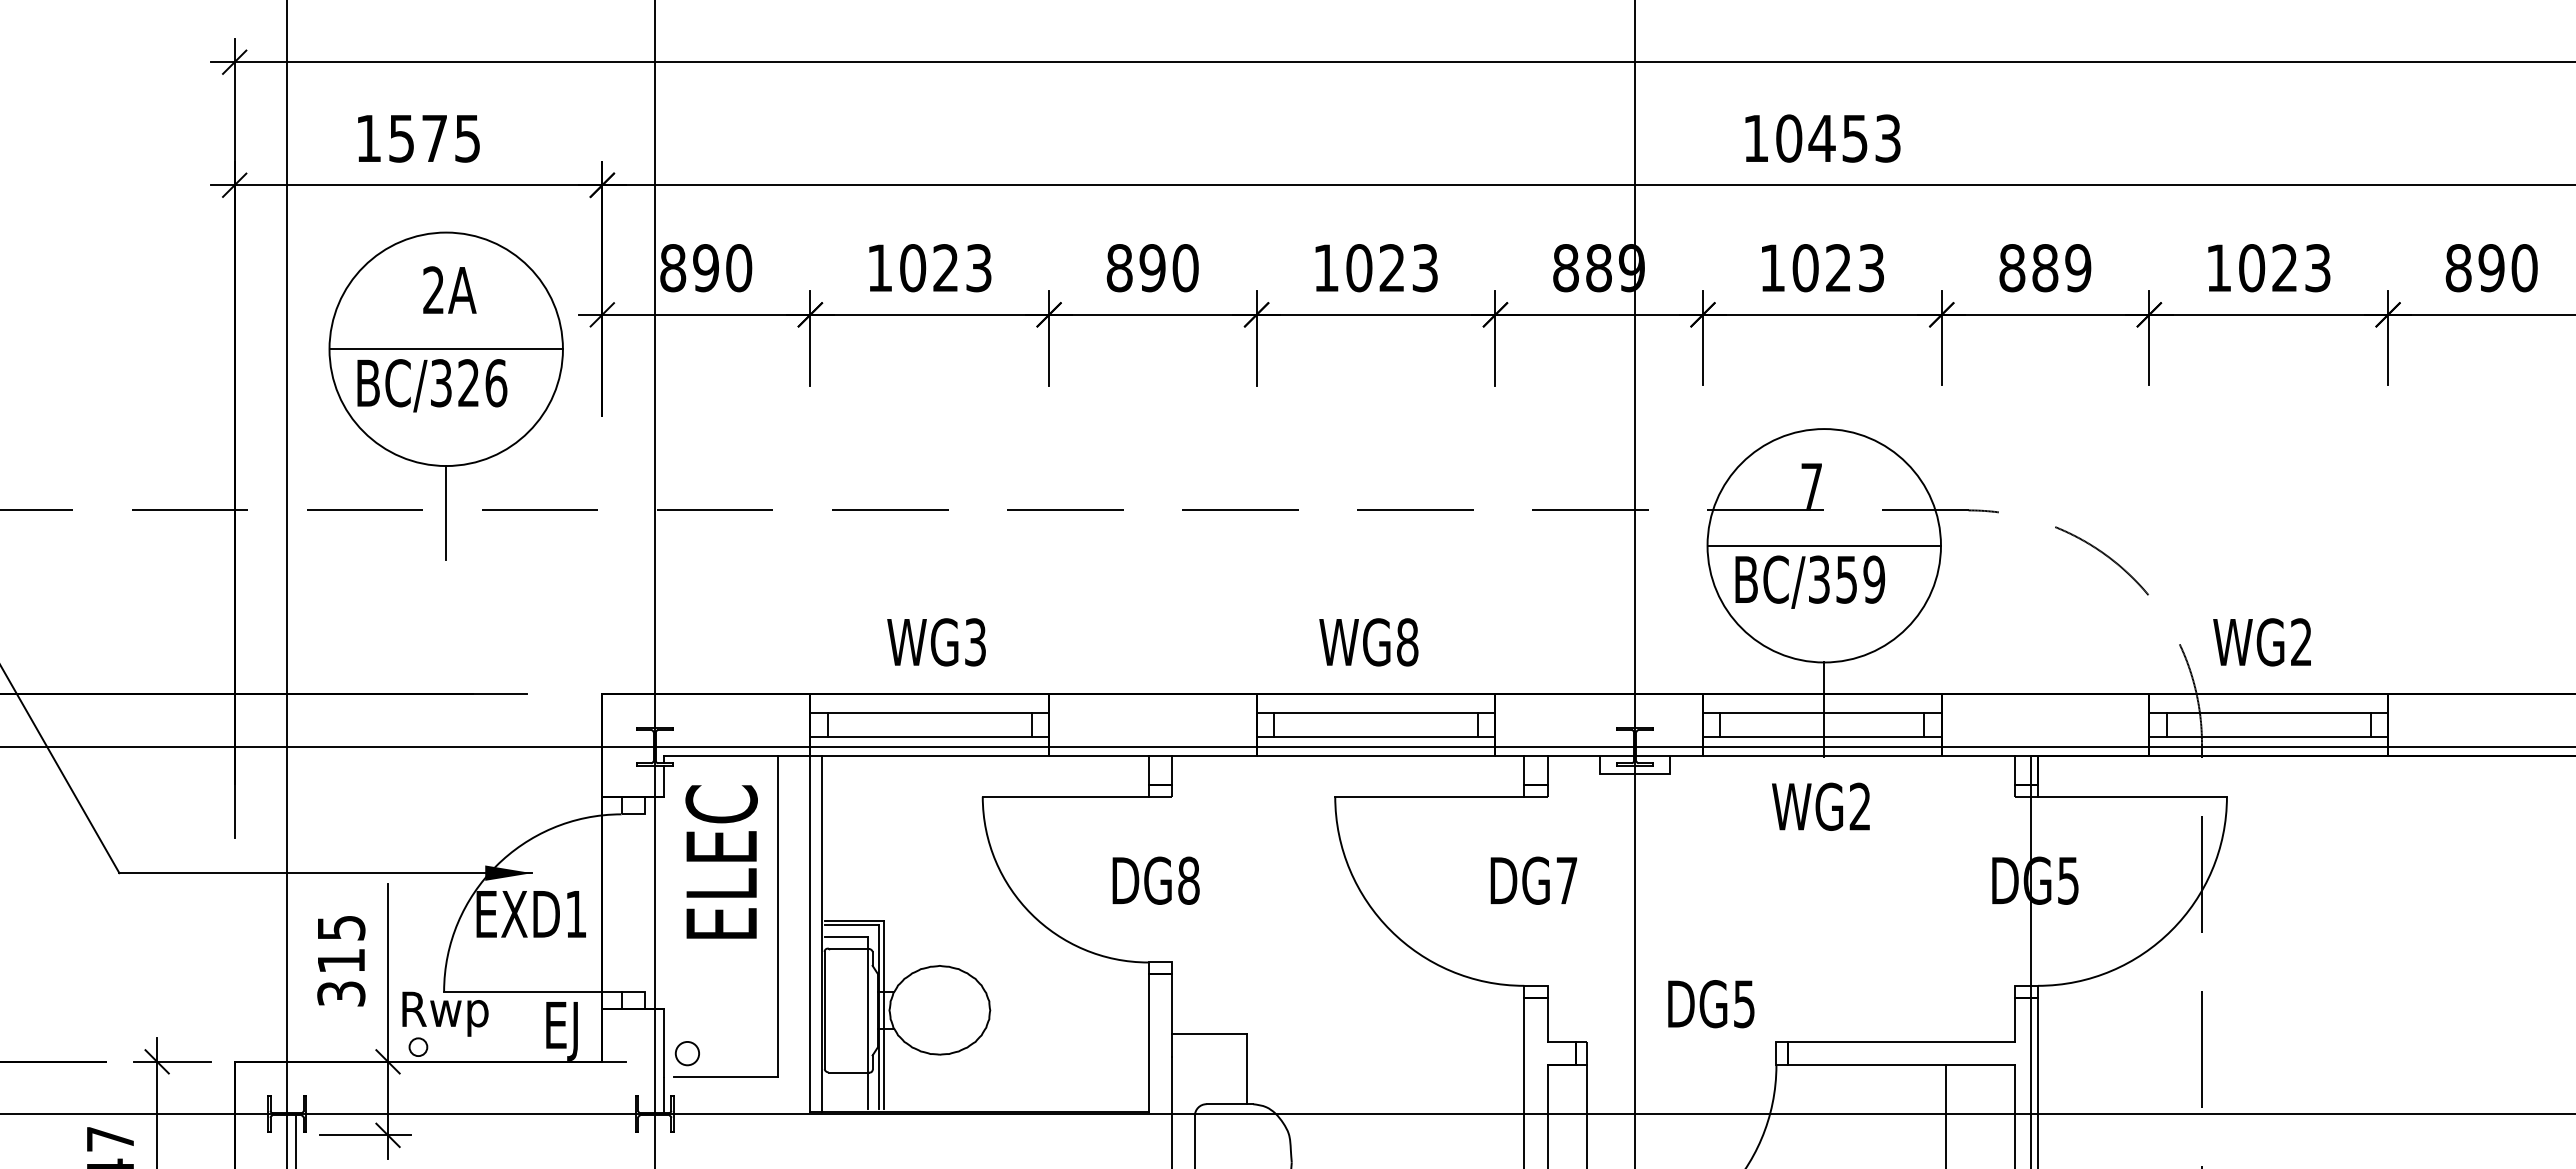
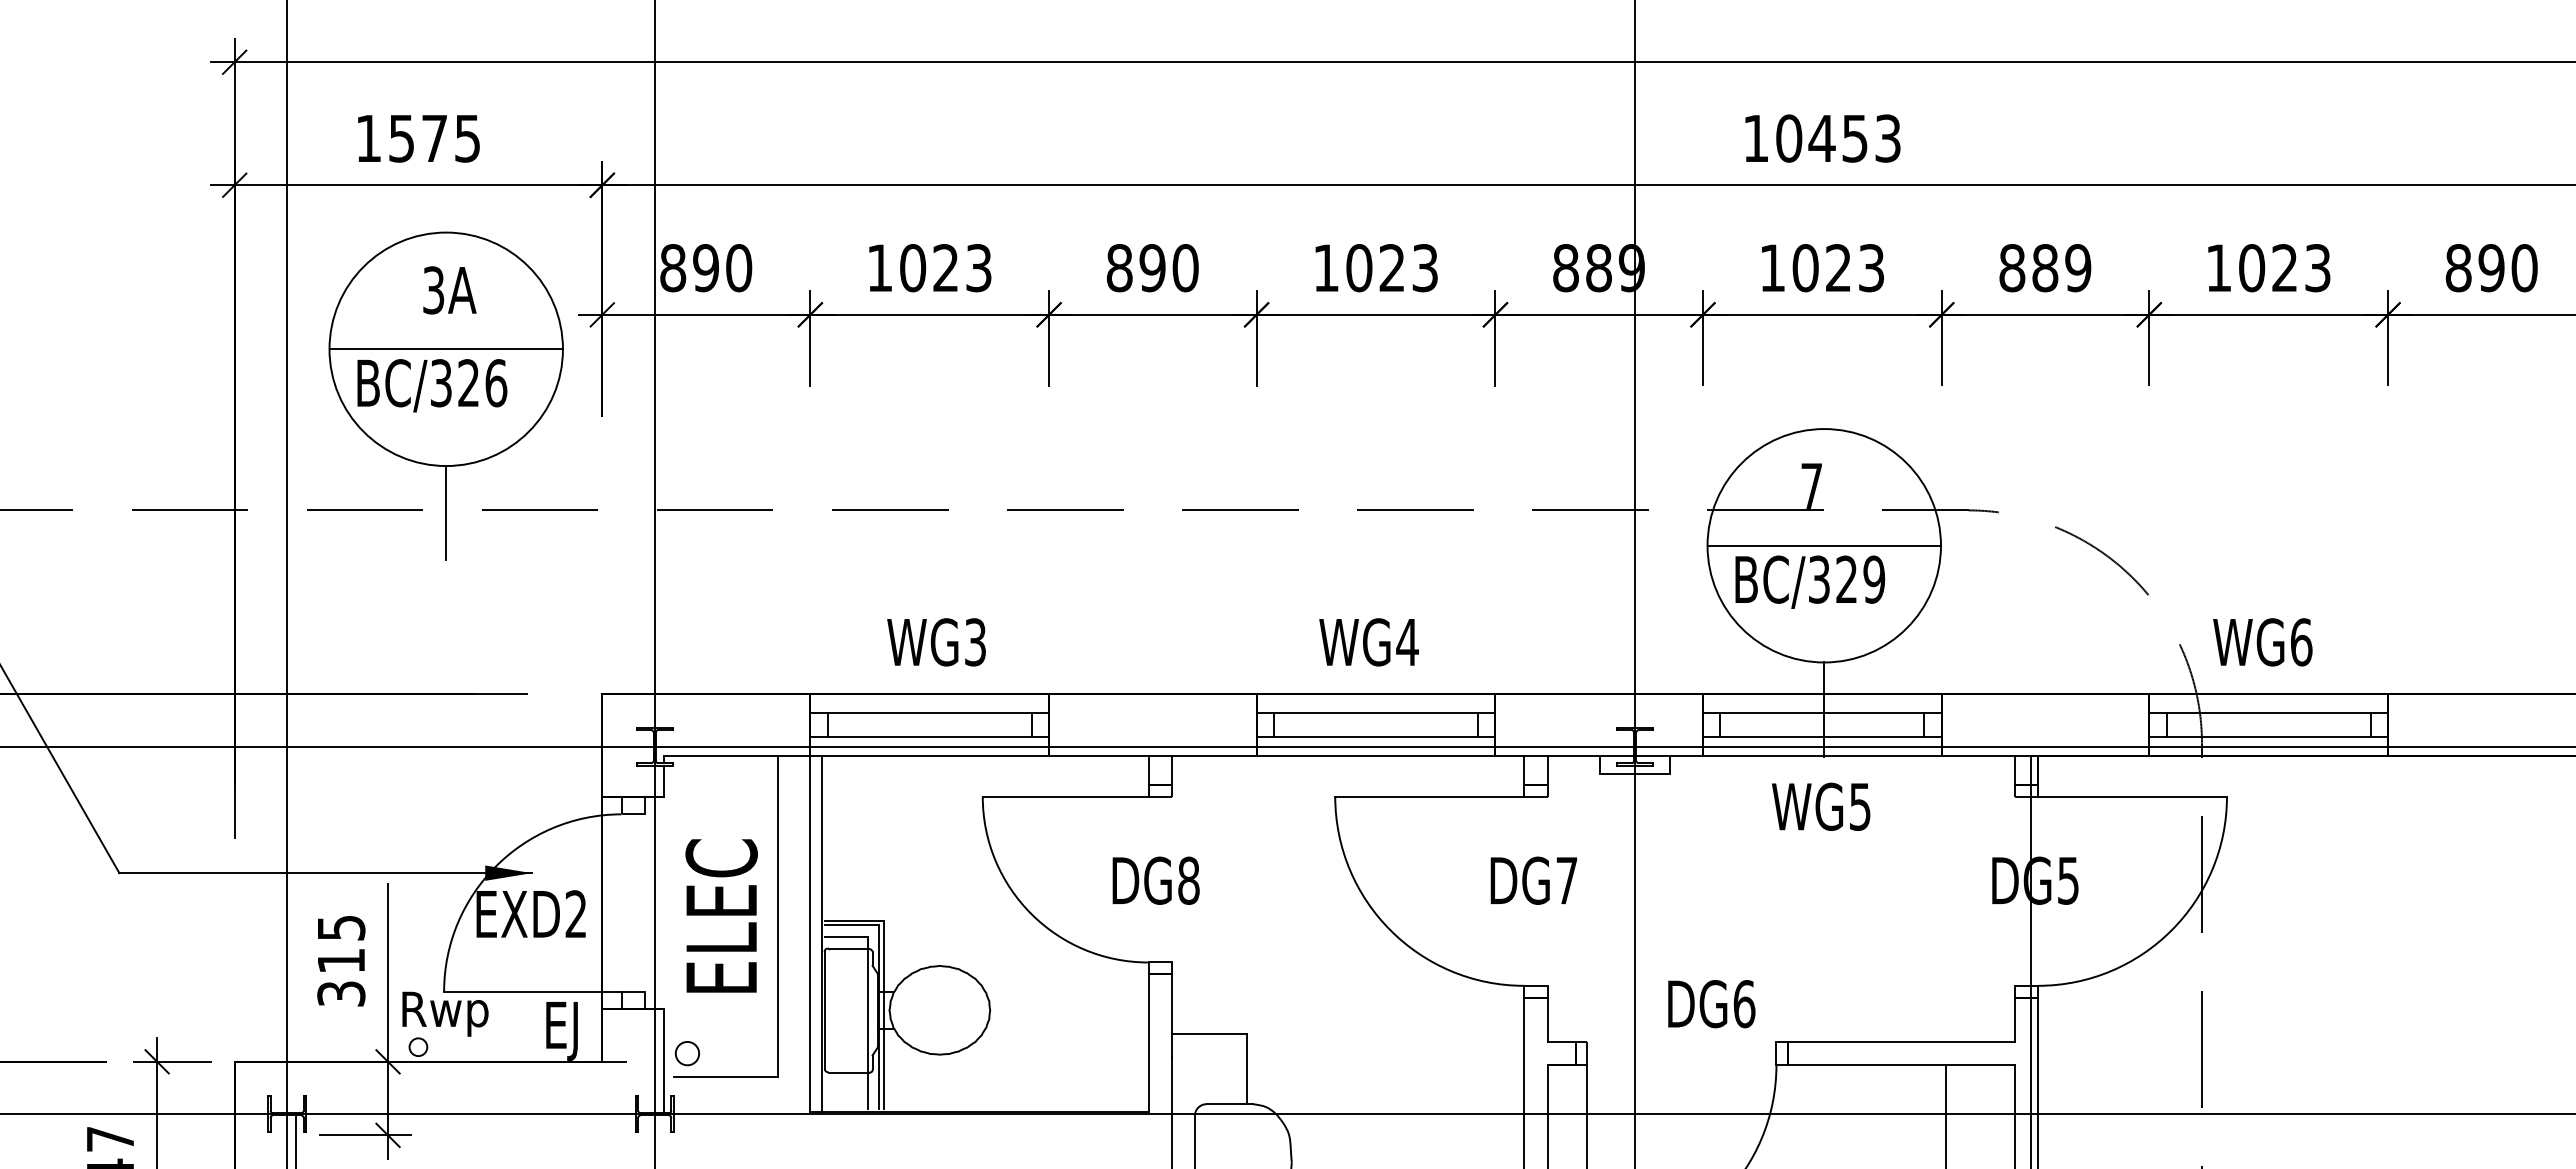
text: 2A -> 3A (433, 290)
text: BC/359 -> BC/329 (1846, 579)
text: WG8 -> WG4 (1407, 642)
text: WG2 -> WG6 (2301, 642)
text: WG2 -> WG5 (1859, 806)
text position: (721, 861) -> (721, 915) (721, 915)
text: EXD1 -> EXD2 (575, 913)
text: DG5 -> DG6 (1744, 1004)
